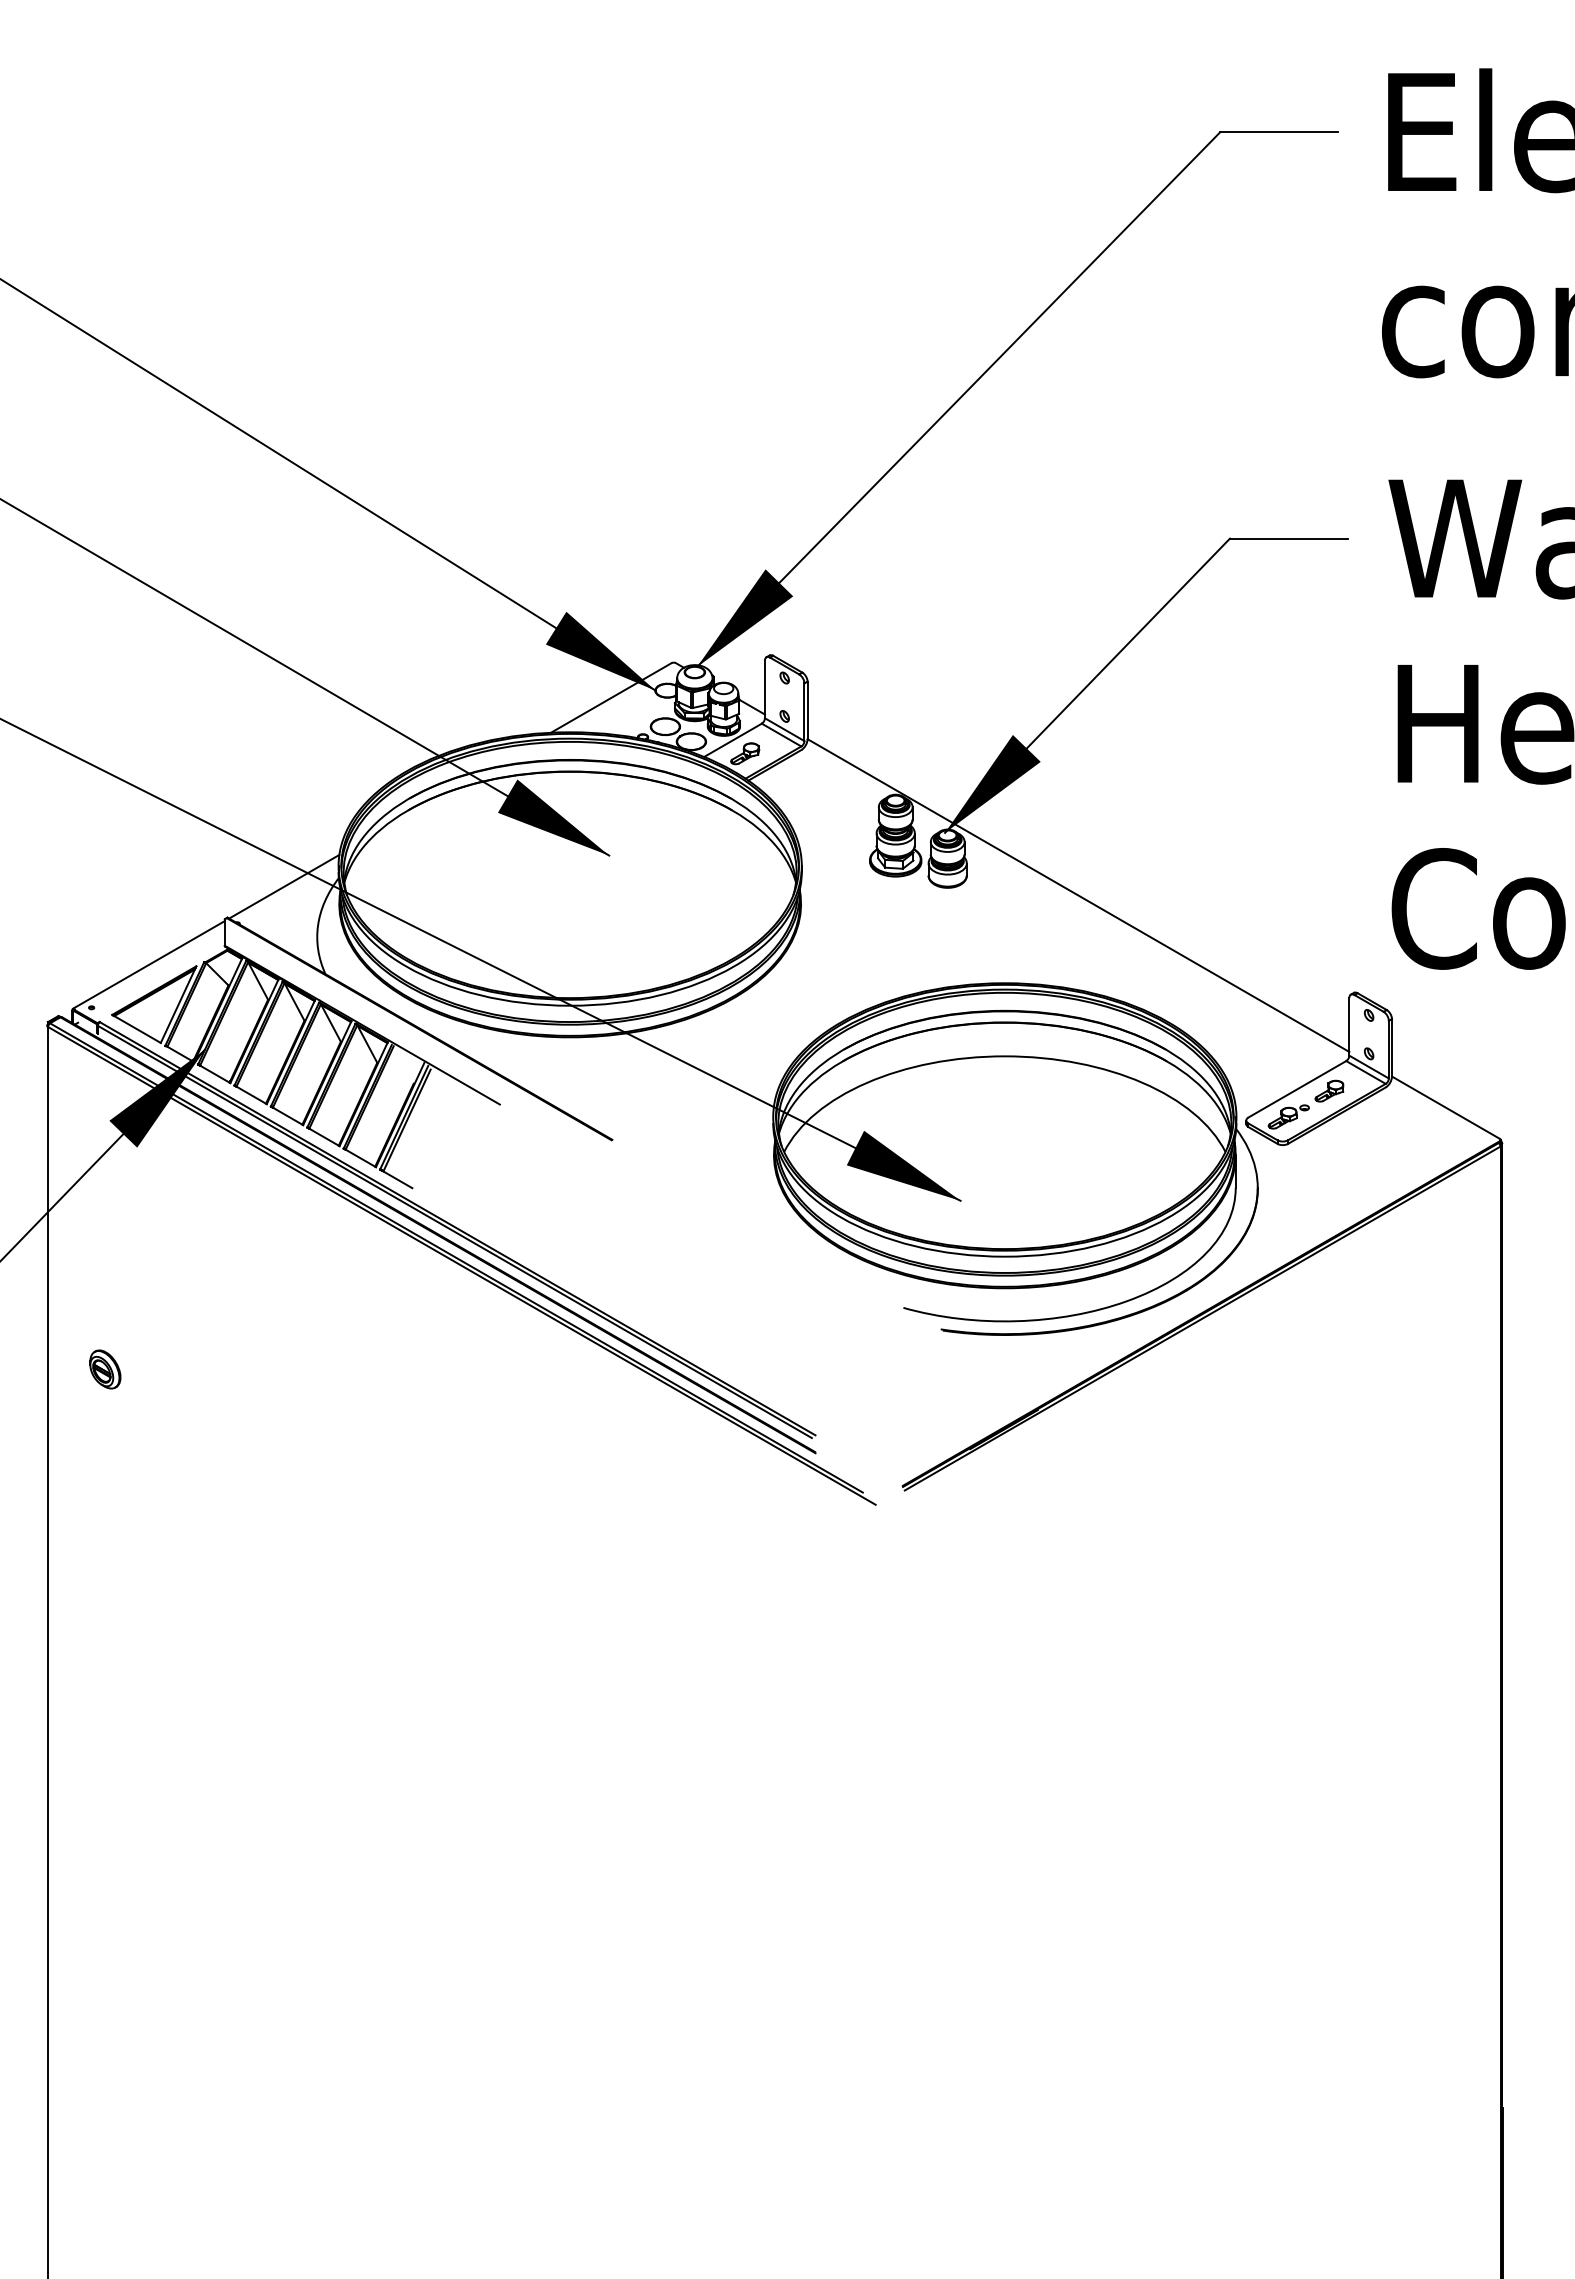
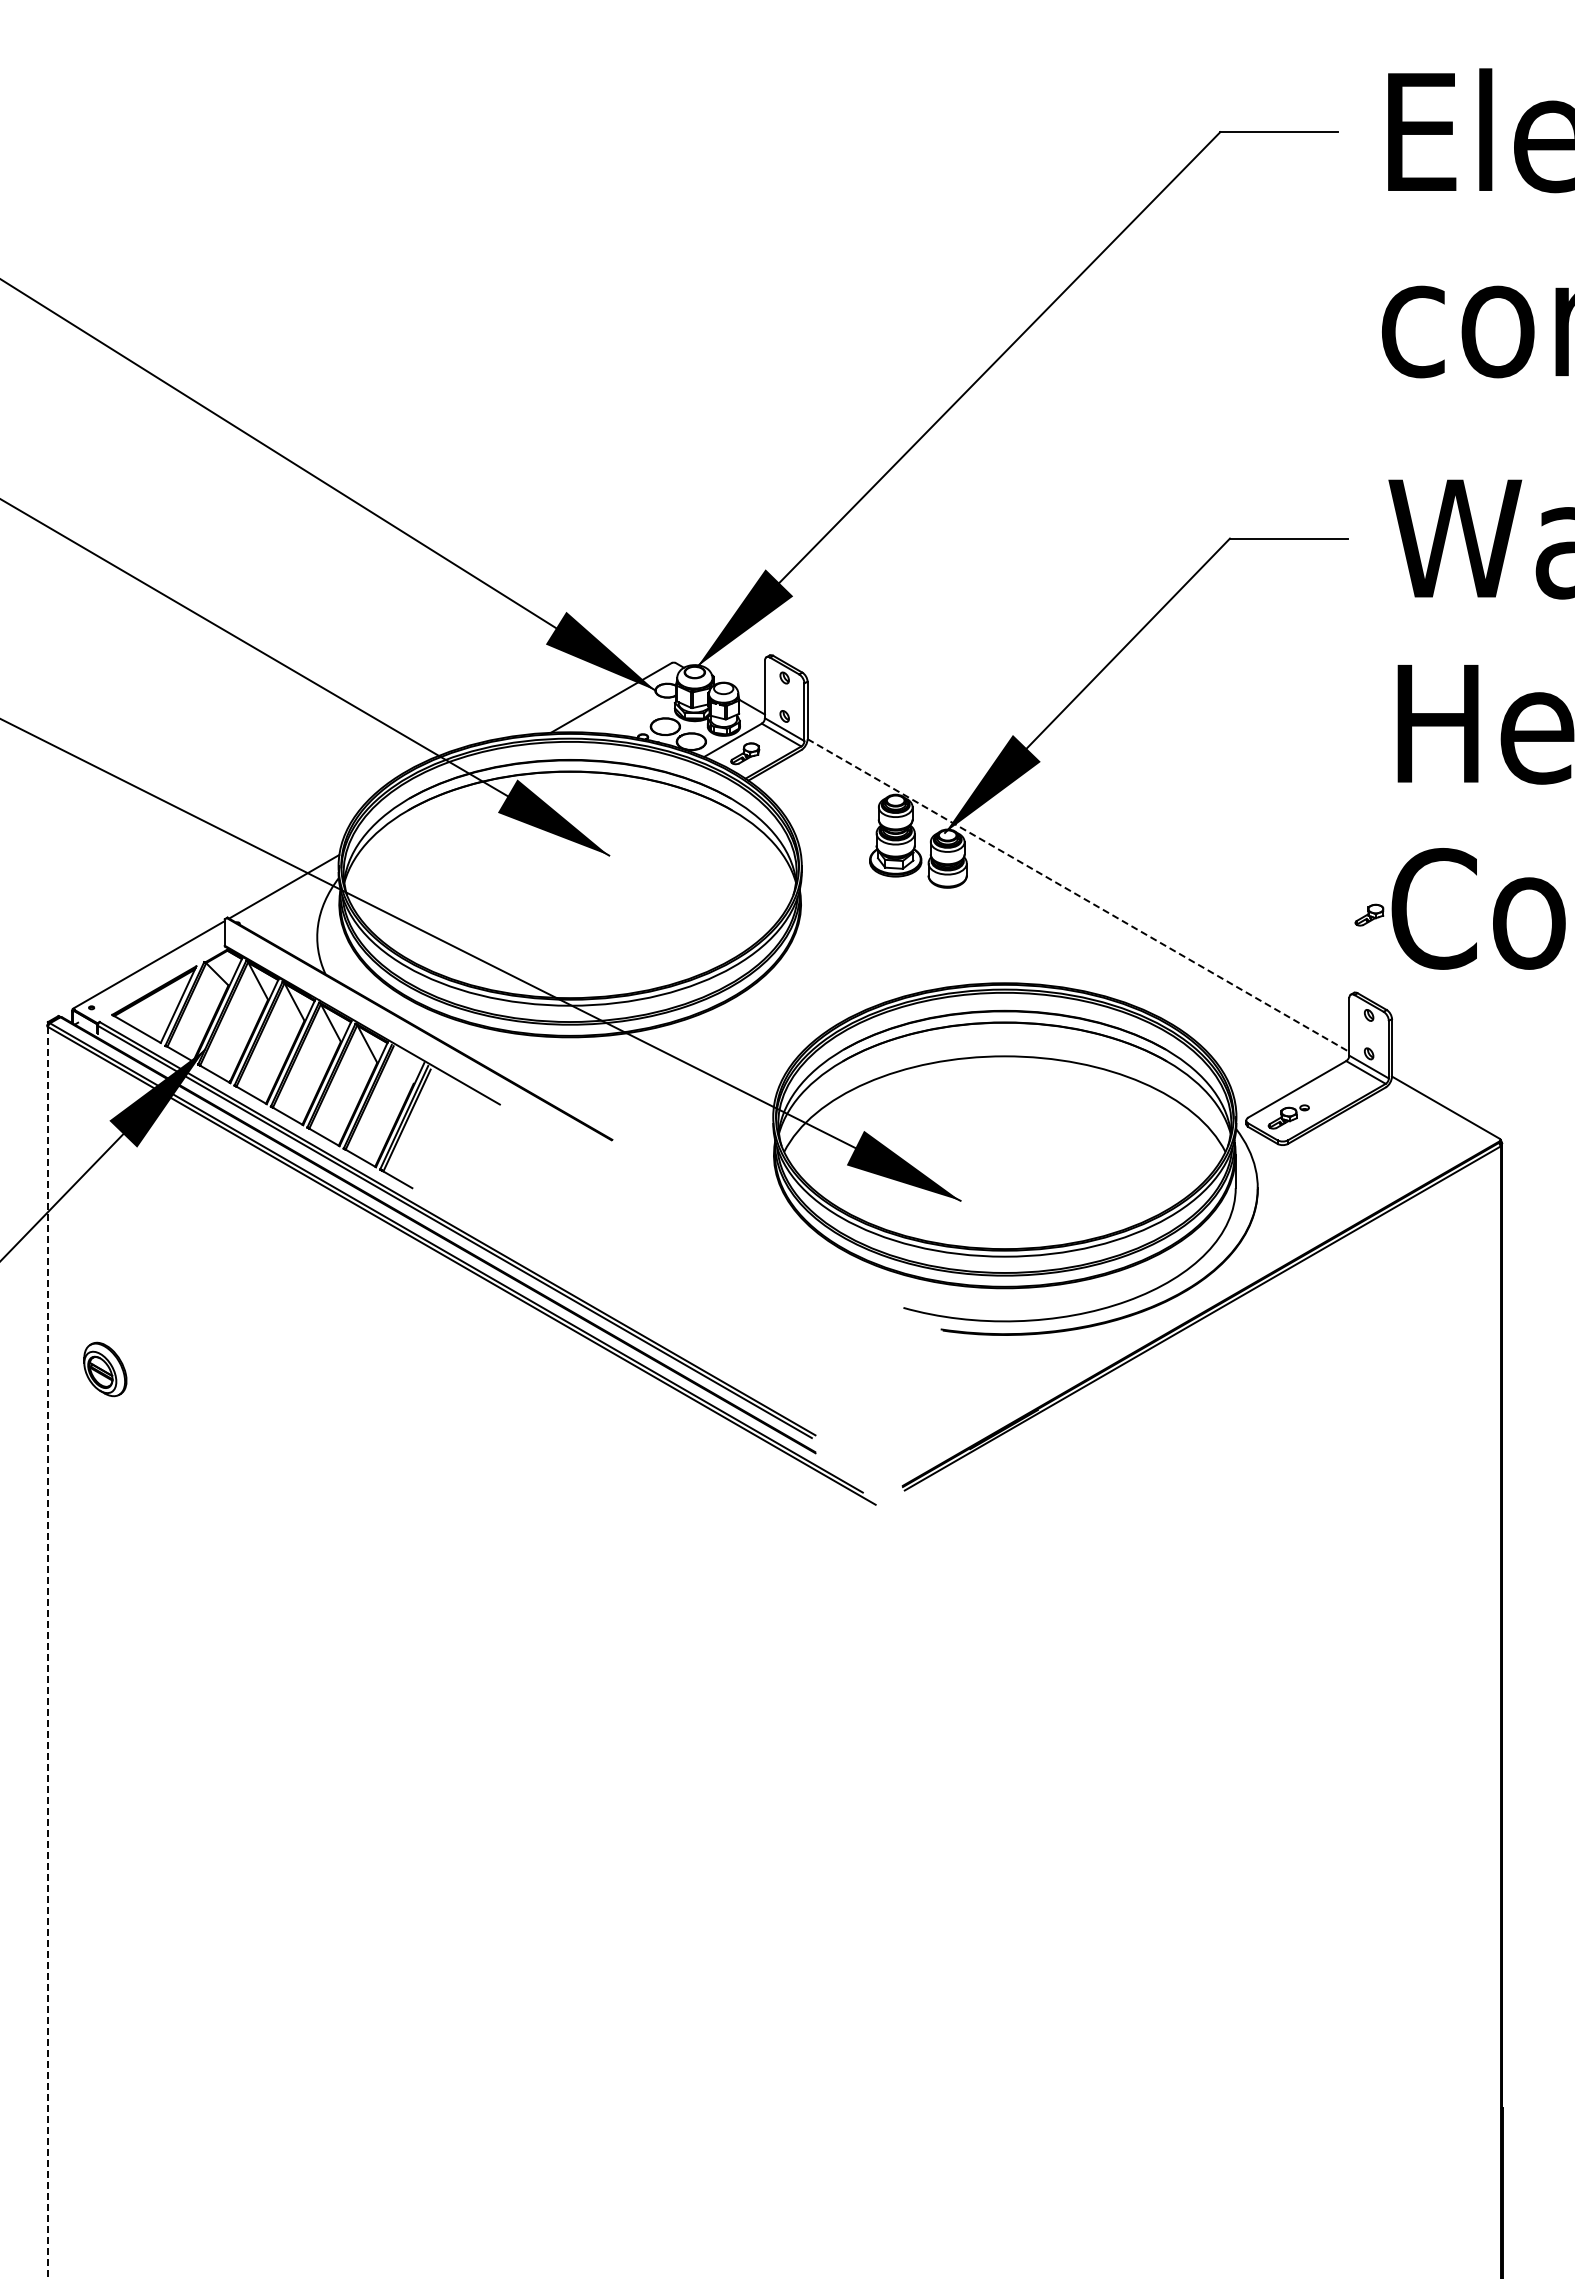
line: solid -> dashed (1078, 895)
part position: (1329, 1090) -> (1369, 914) (1369, 914)
part size: 33x41 px -> 45x57 px (105, 1369)
line: solid -> dashed (47, 1652)
